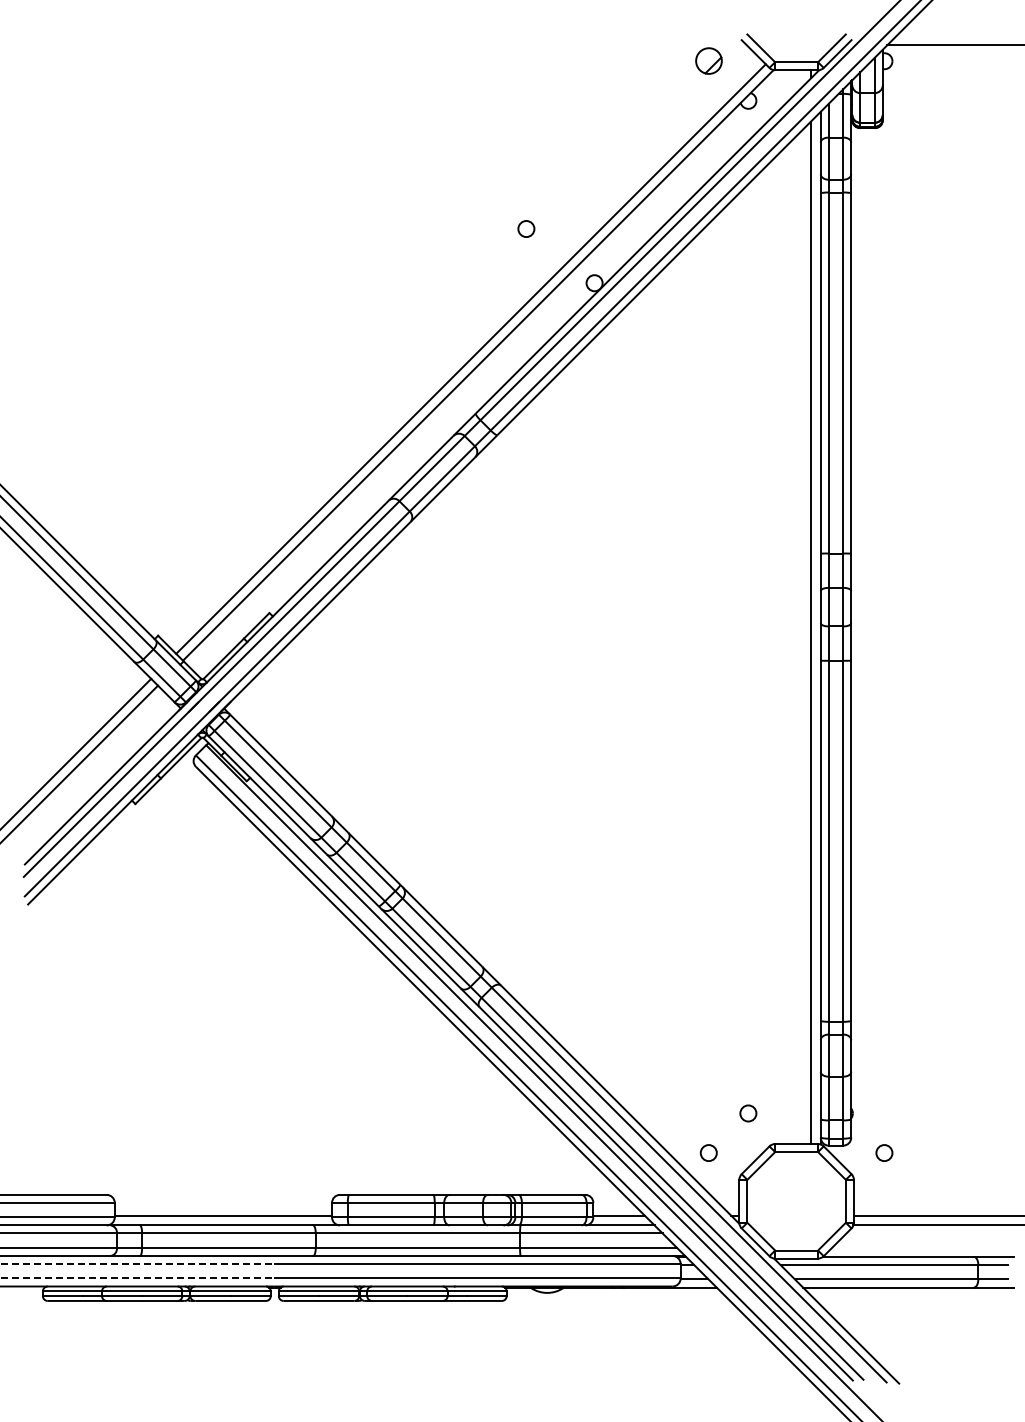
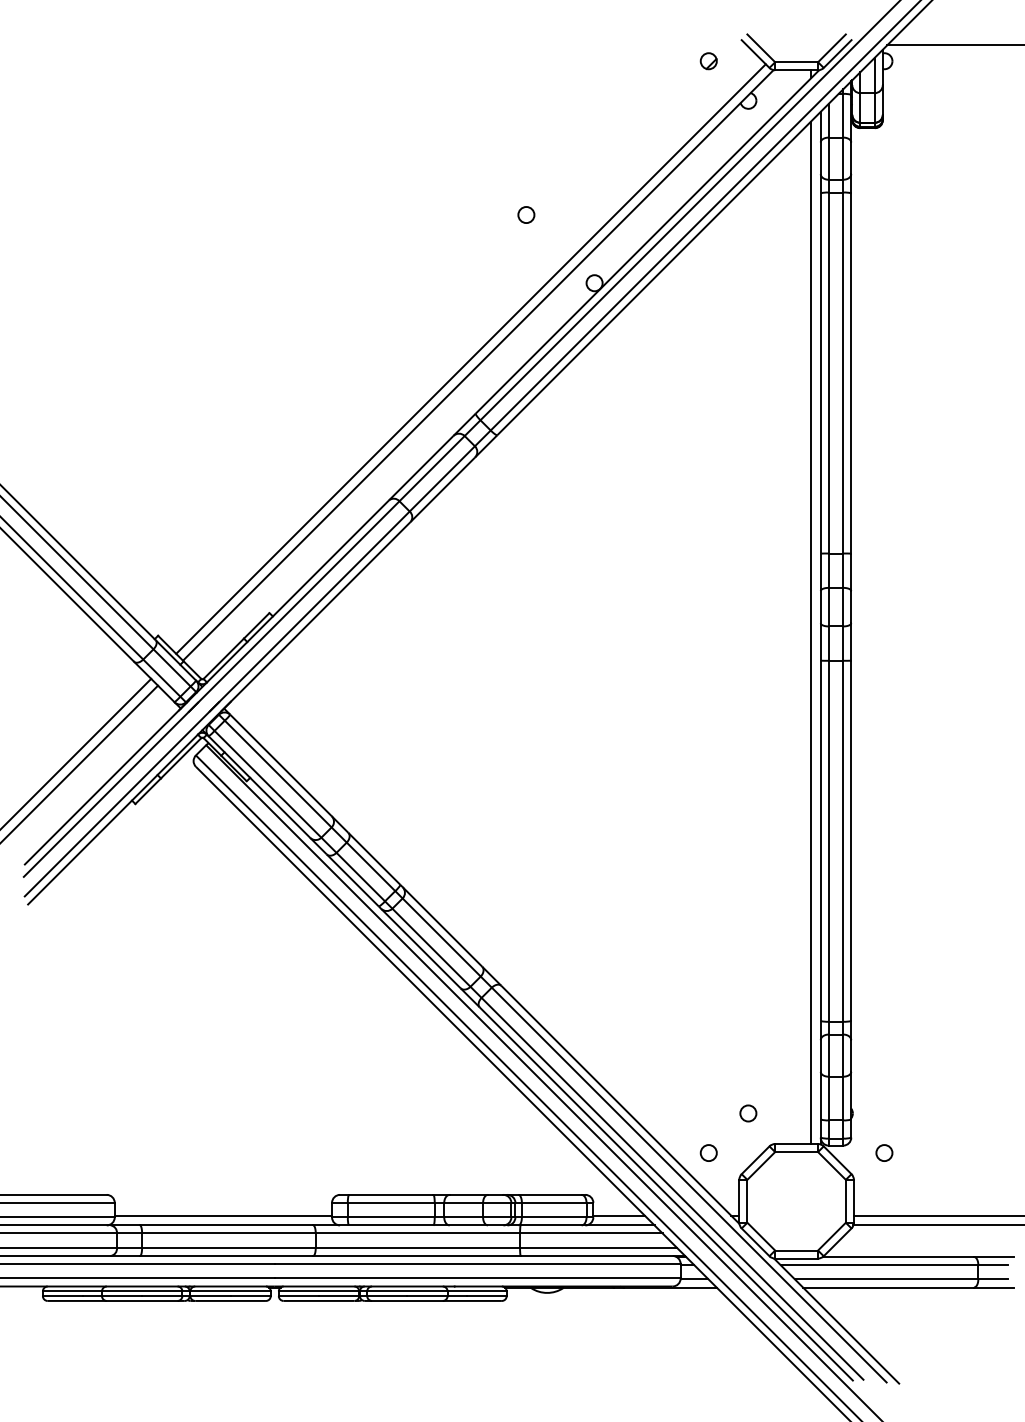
part size: 28x28 px -> 19x19 px (708, 61)
circle position: (526, 228) -> (526, 214) (526, 214)
line: dashed -> solid (137, 1263)
line: dashed -> solid (137, 1278)
